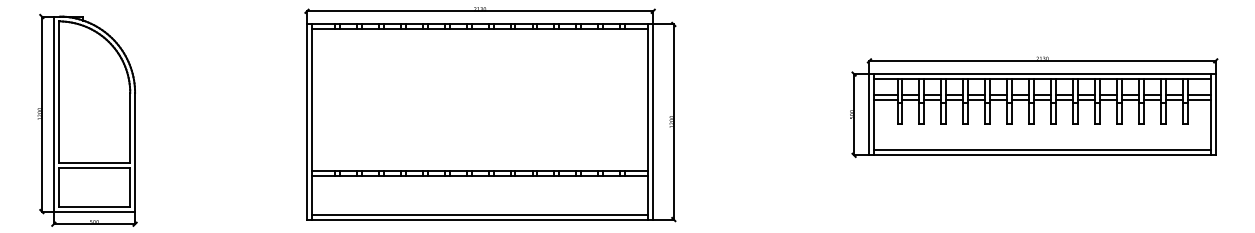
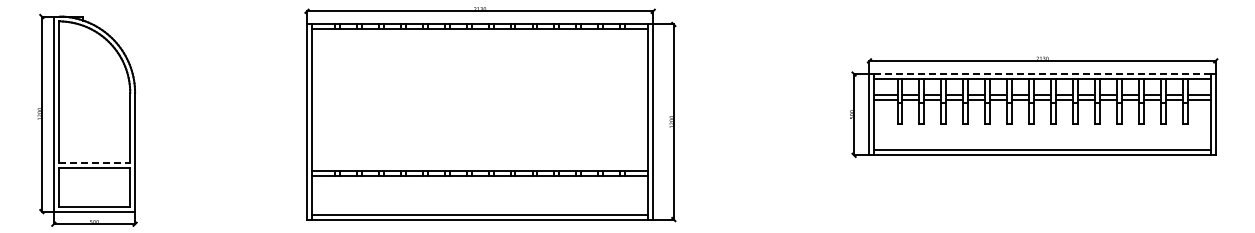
line: solid -> dashed (1043, 74)
line: solid -> dashed (94, 162)
